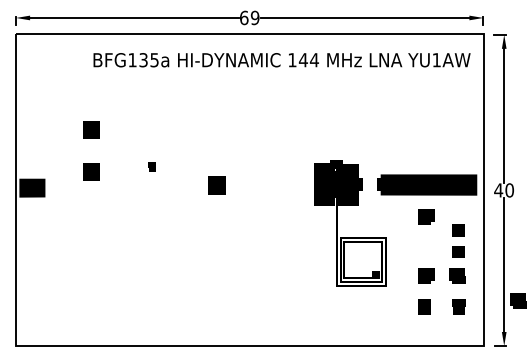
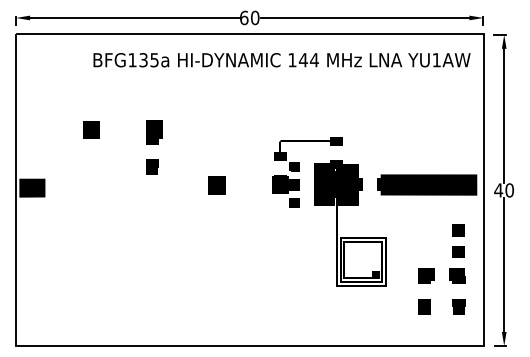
text: 69 -> 60 (254, 18)
part: none -> present (154, 132)
part size: 8x10 px -> 13x16 px (152, 166)
part: present -> none (91, 171)
part: none -> present (299, 171)
part: present -> none (426, 216)
part: present -> none (518, 300)
